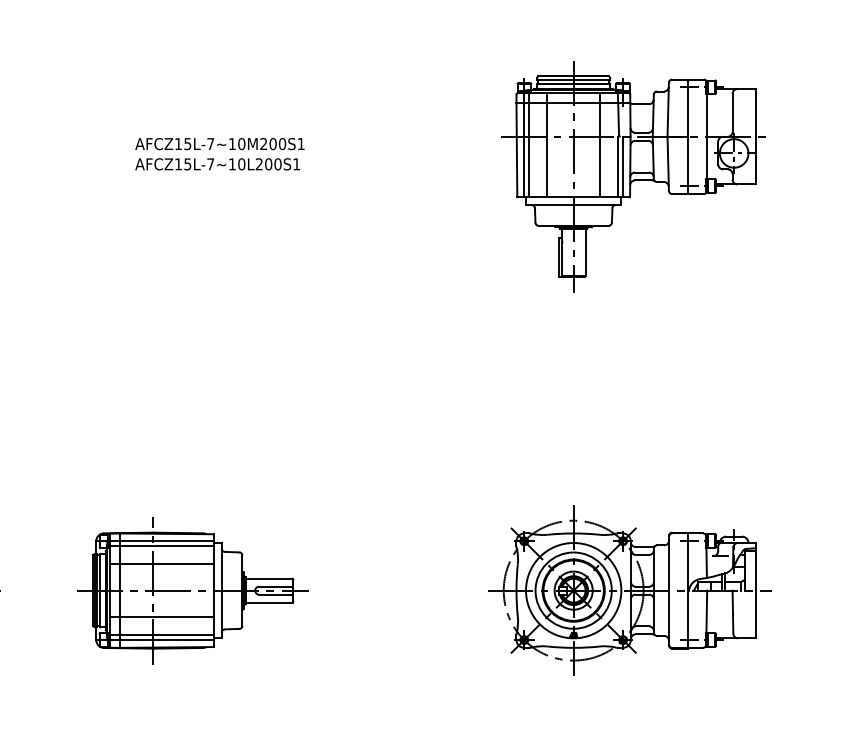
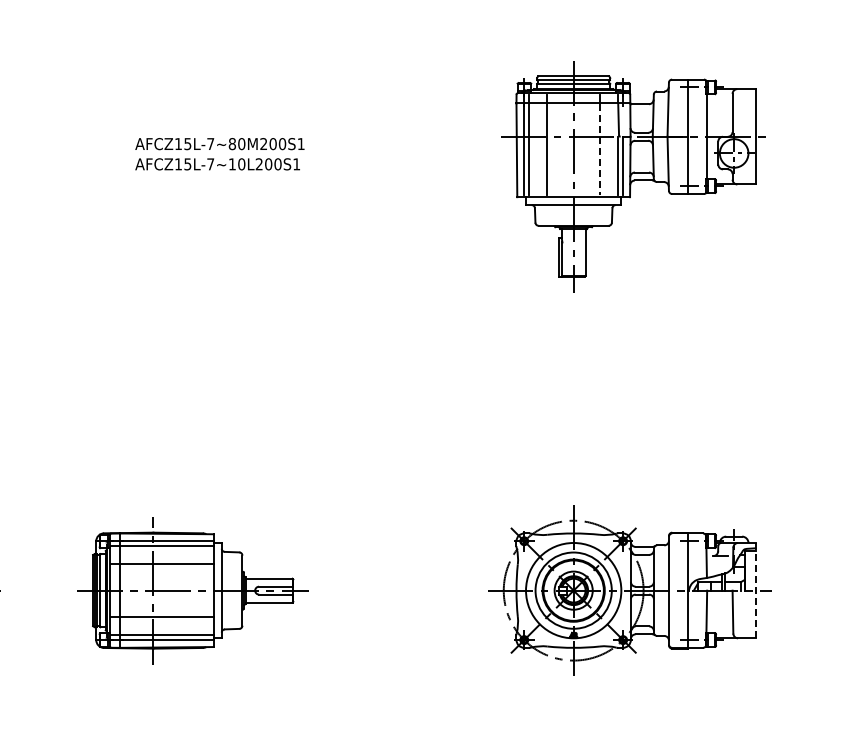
text: AFCZ15L-7~10M200S1 -> AFCZ15L-7~80M200S1 (231, 144)
line: solid -> dashed (599, 150)
line: solid -> dashed (756, 590)
